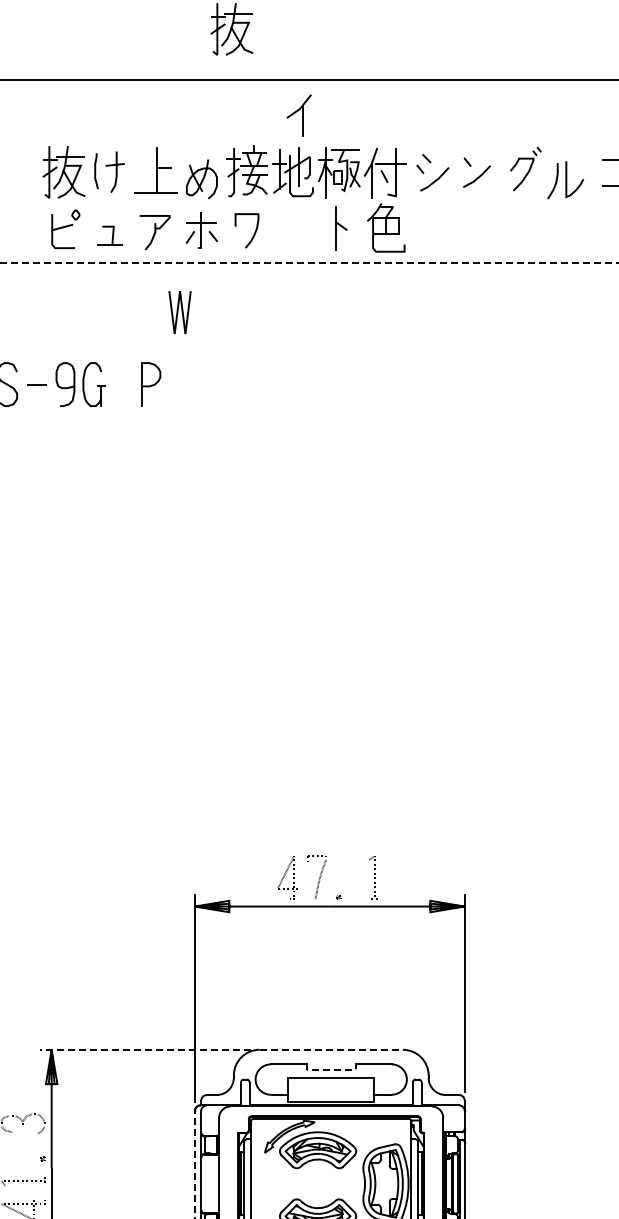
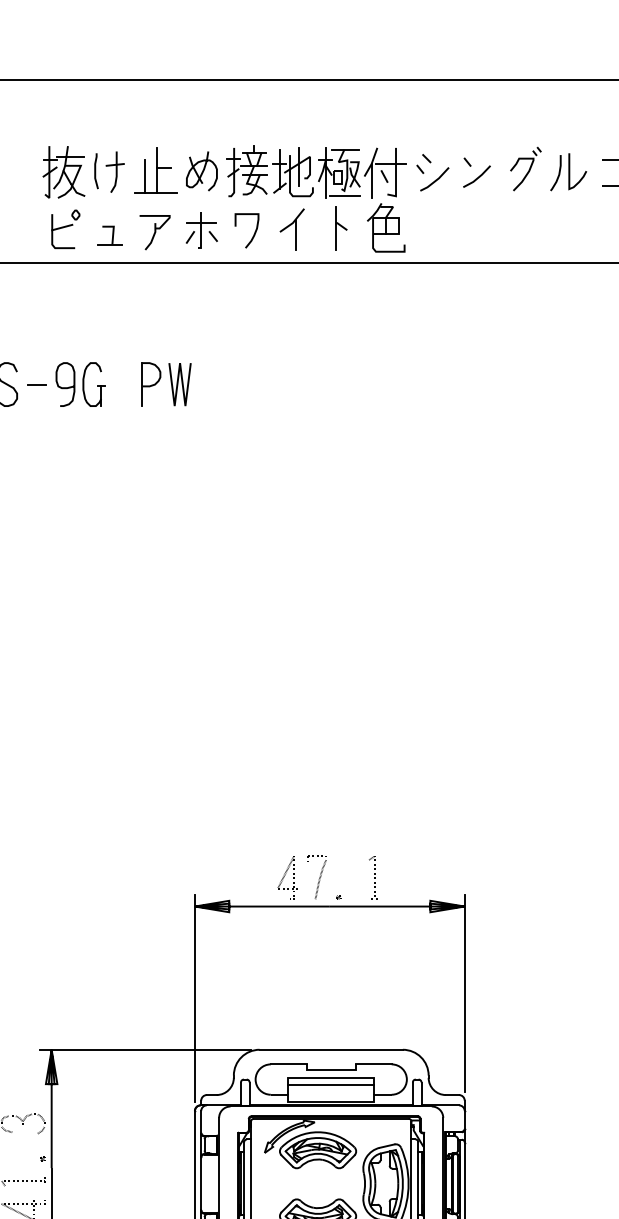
part: present -> none (231, 29)
part position: (298, 115) -> (291, 229) (291, 229)
line: none -> present (145, 176)
part position: (201, 179) -> (201, 171) (201, 171)
part position: (565, 180) -> (568, 172) (568, 172)
line: none -> present (345, 196)
line: dashed -> solid (309, 262)
line position: (178, 312) -> (178, 384) (178, 384)
line: dashed -> solid (145, 1049)
line: dashed -> solid (331, 1049)
line: dashed -> solid (331, 1069)
line: none -> present (331, 1085)
line: dashed -> solid (194, 1164)
